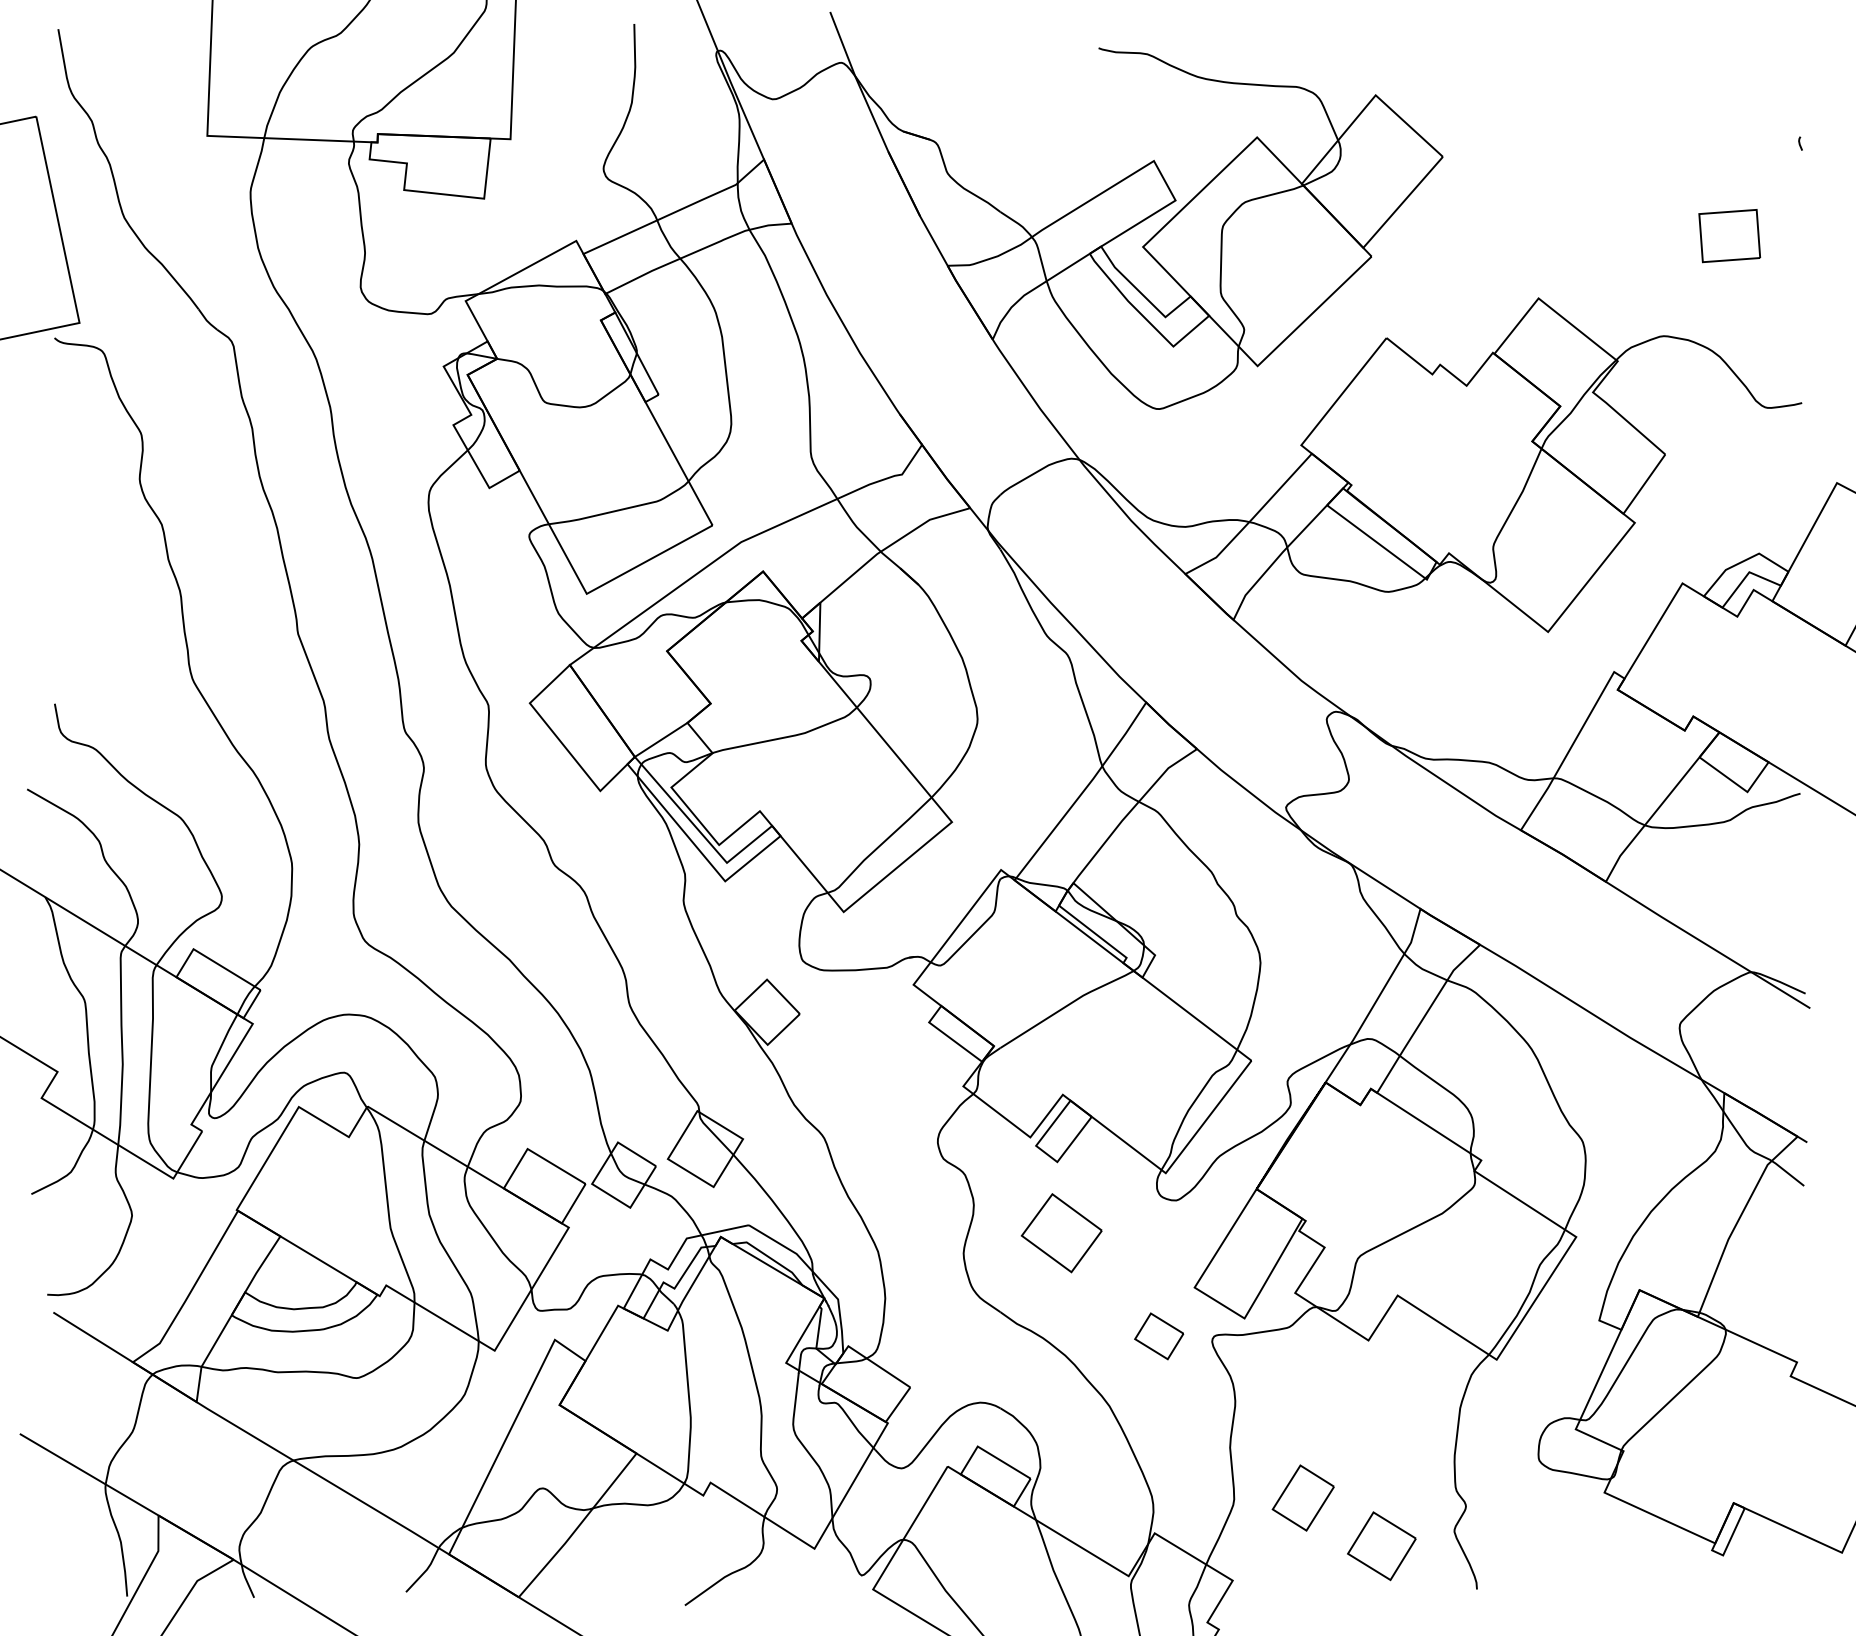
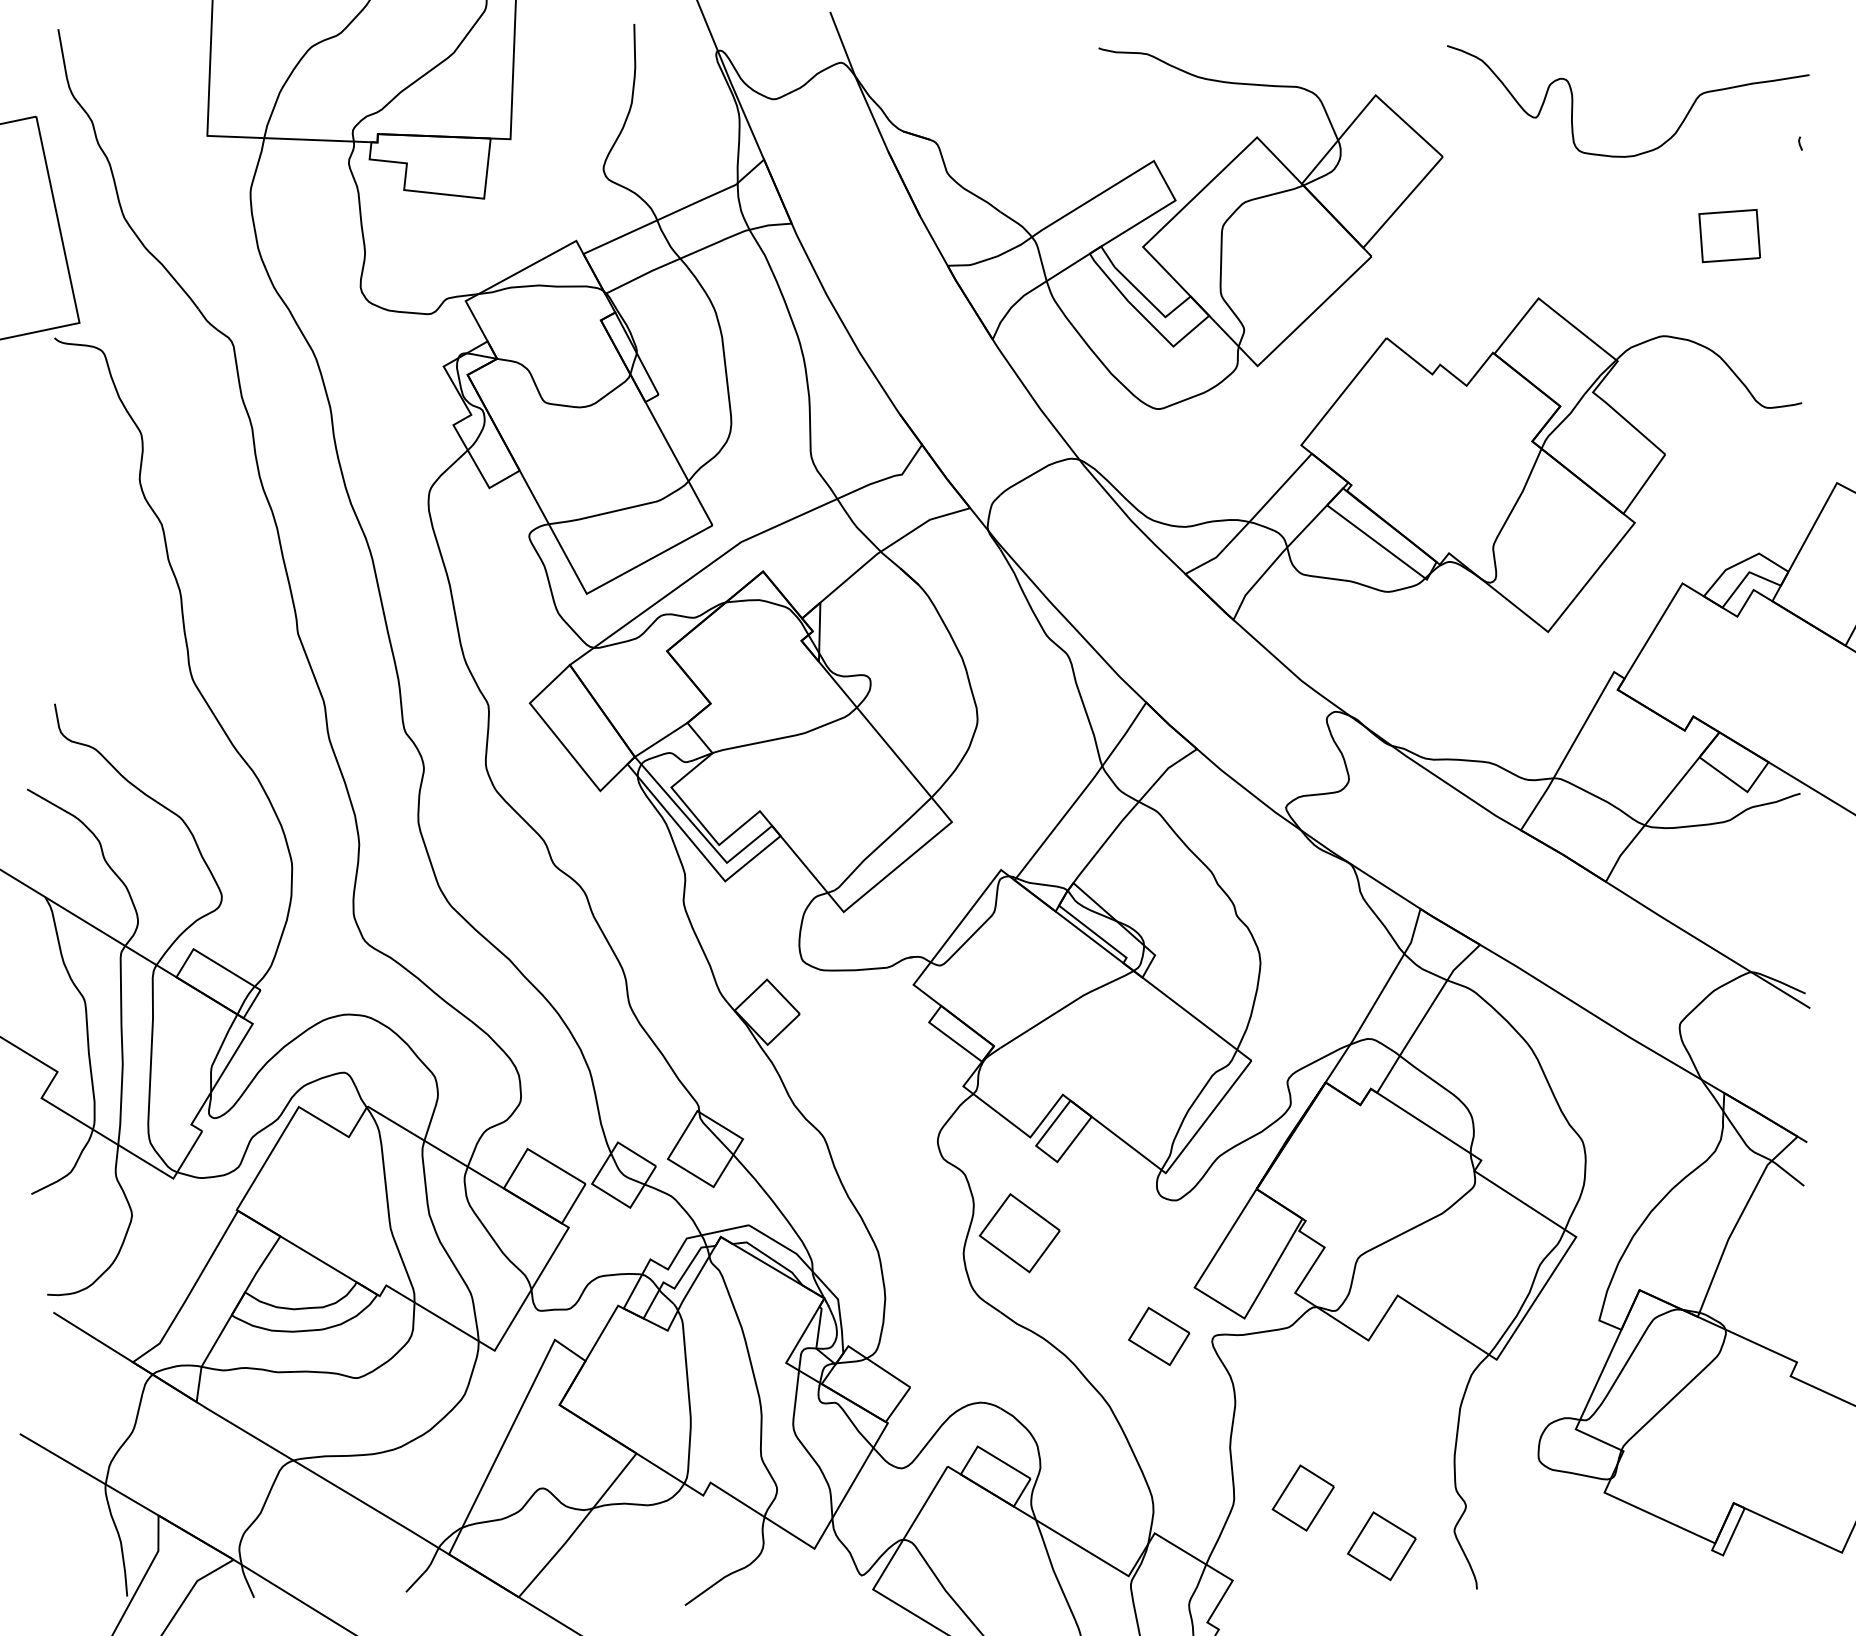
curve: none -> present (1644, 151)
part position: (1061, 1233) -> (1019, 1233) (1019, 1233)
part size: 51x49 px -> 63x60 px (1159, 1335)
